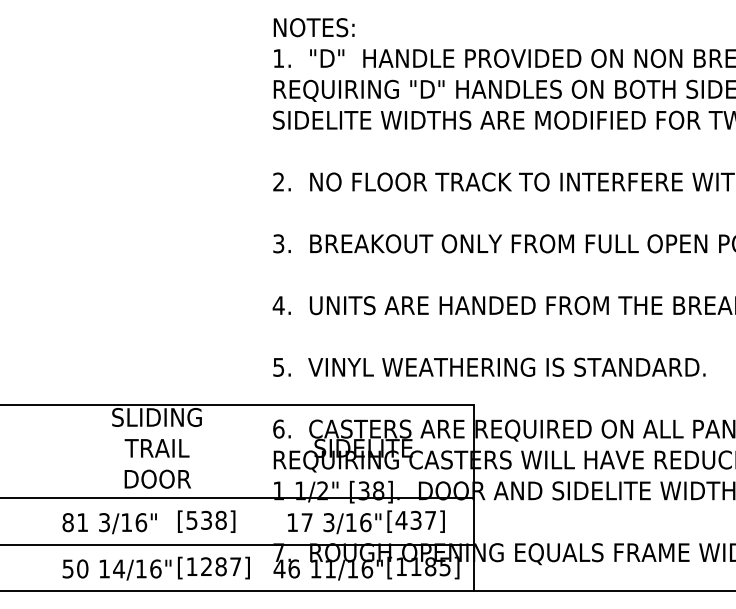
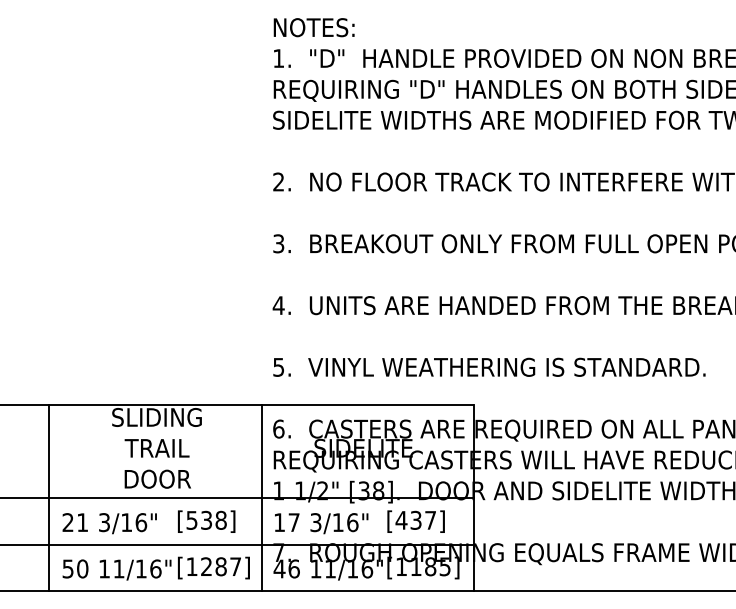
line: none -> present (49, 497)
line: none -> present (261, 497)
text: 81 -> 21 (67, 522)
text position: (334, 523) -> (321, 523) (321, 523)
text: 14/16" -> 11/16" (119, 568)
